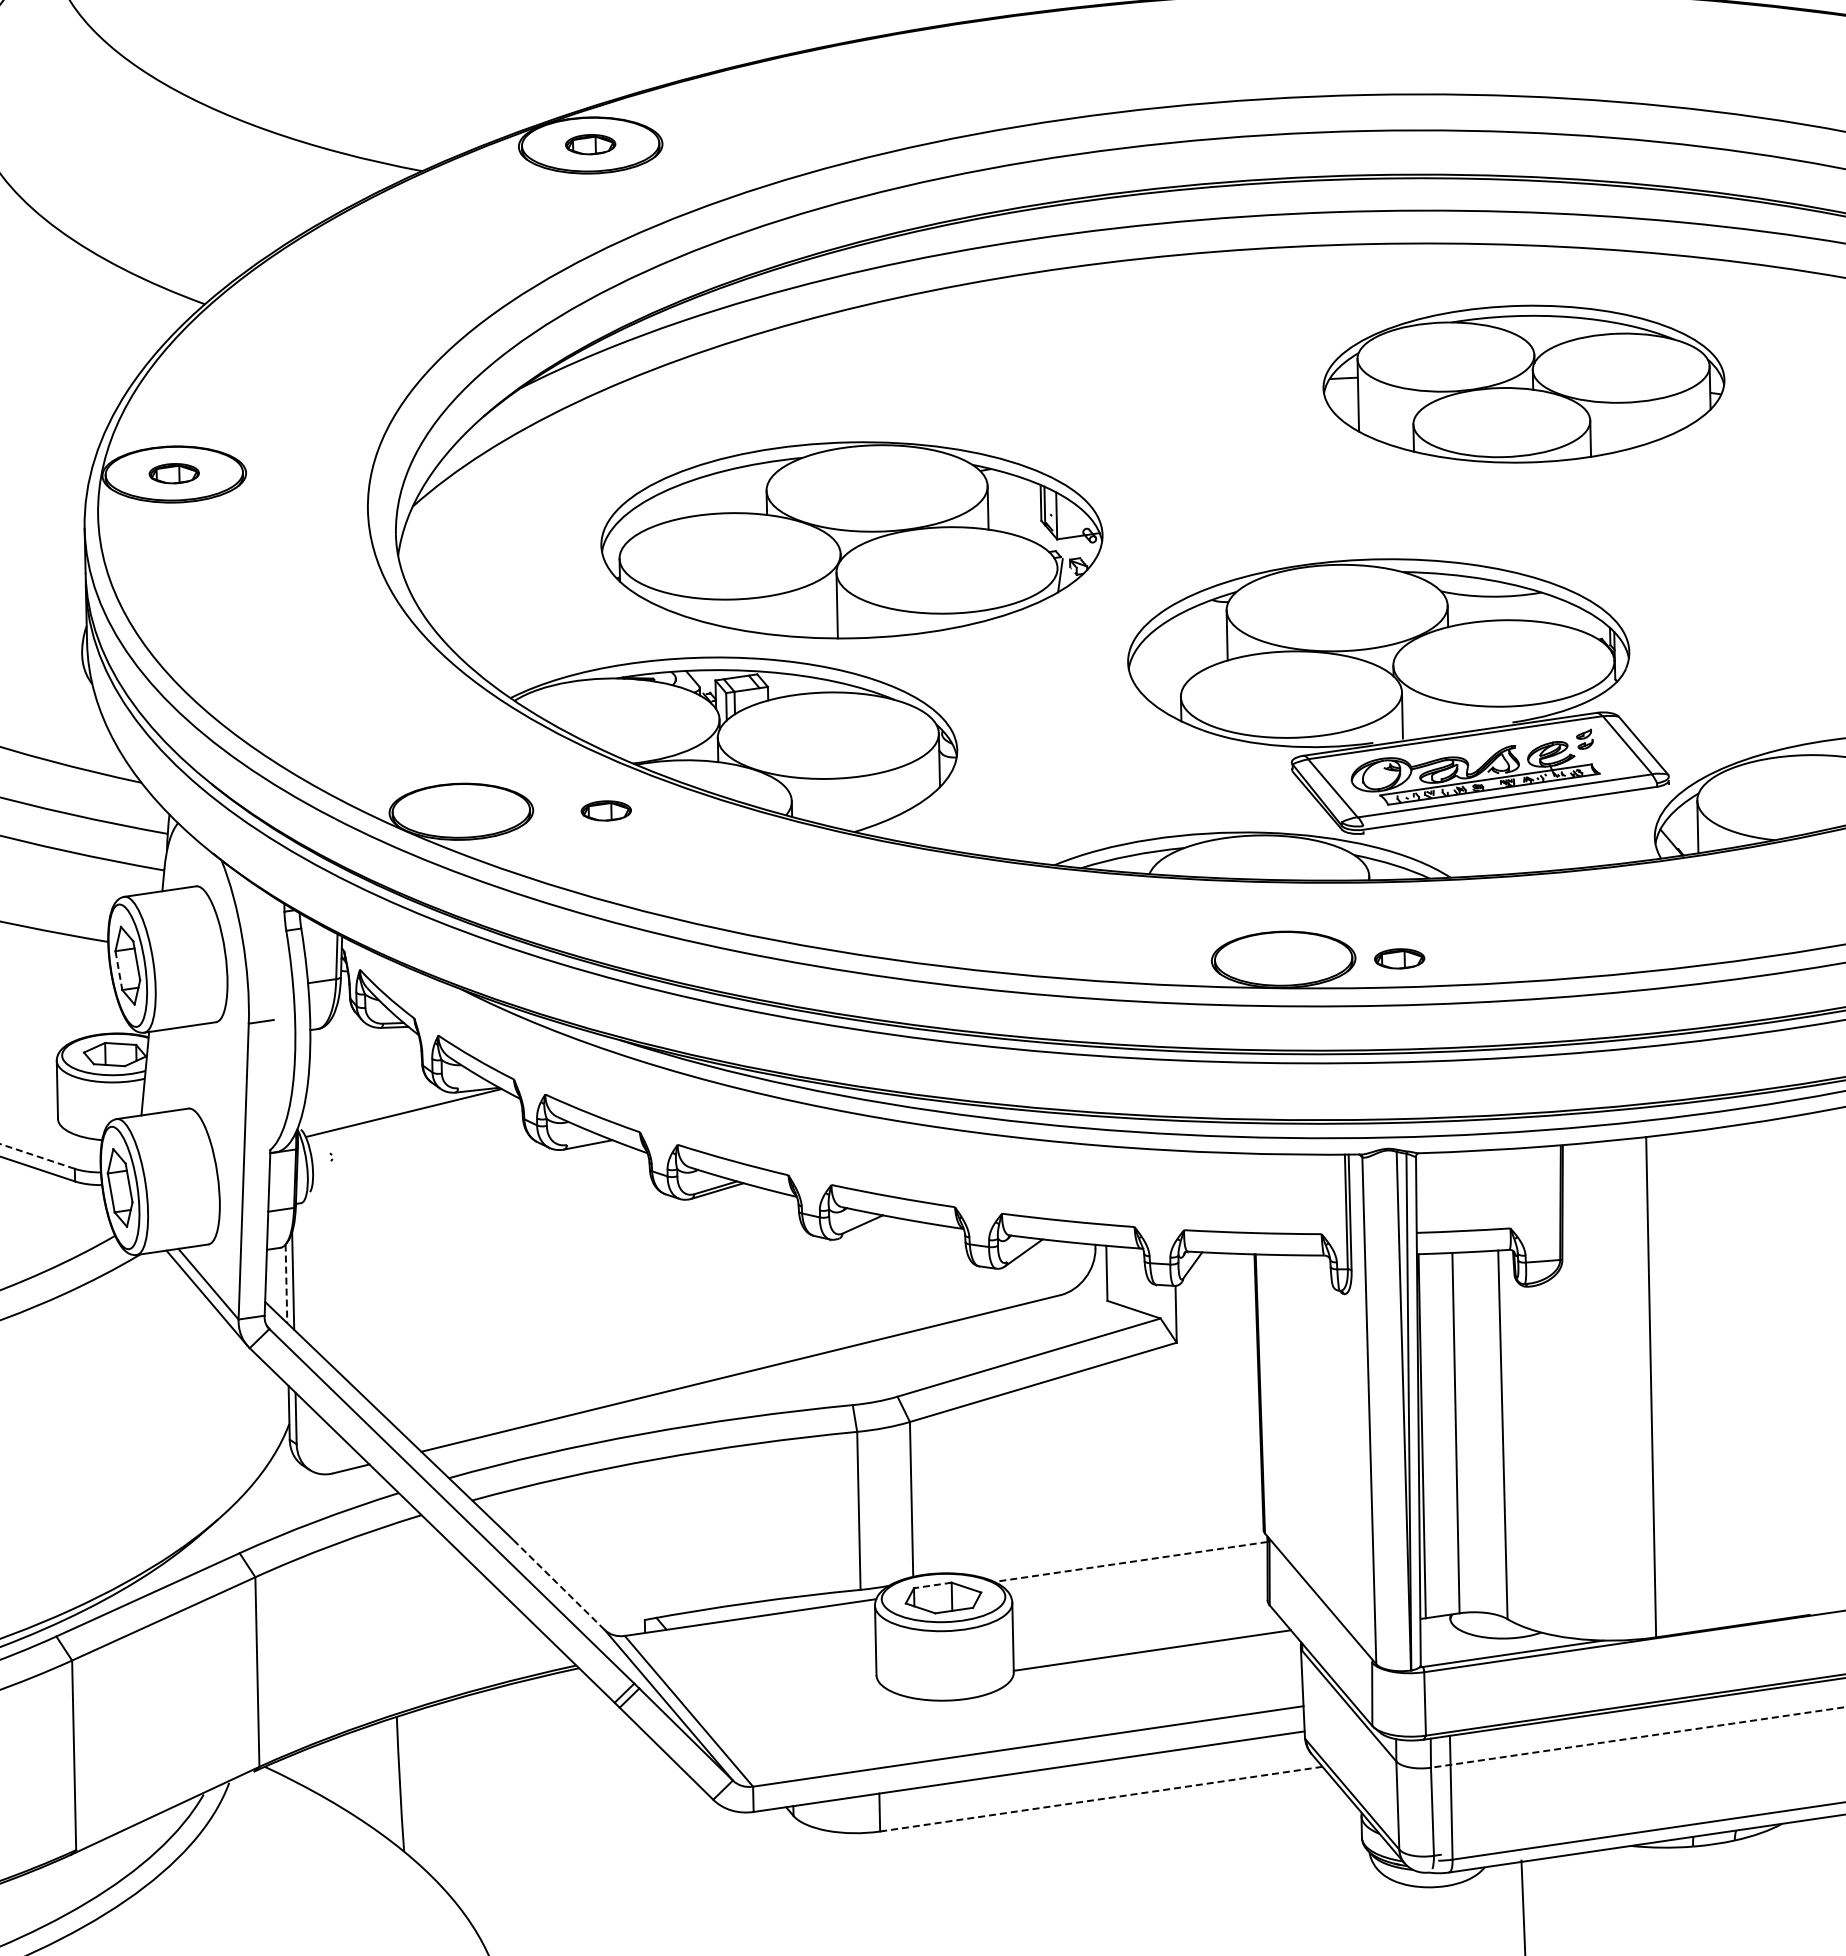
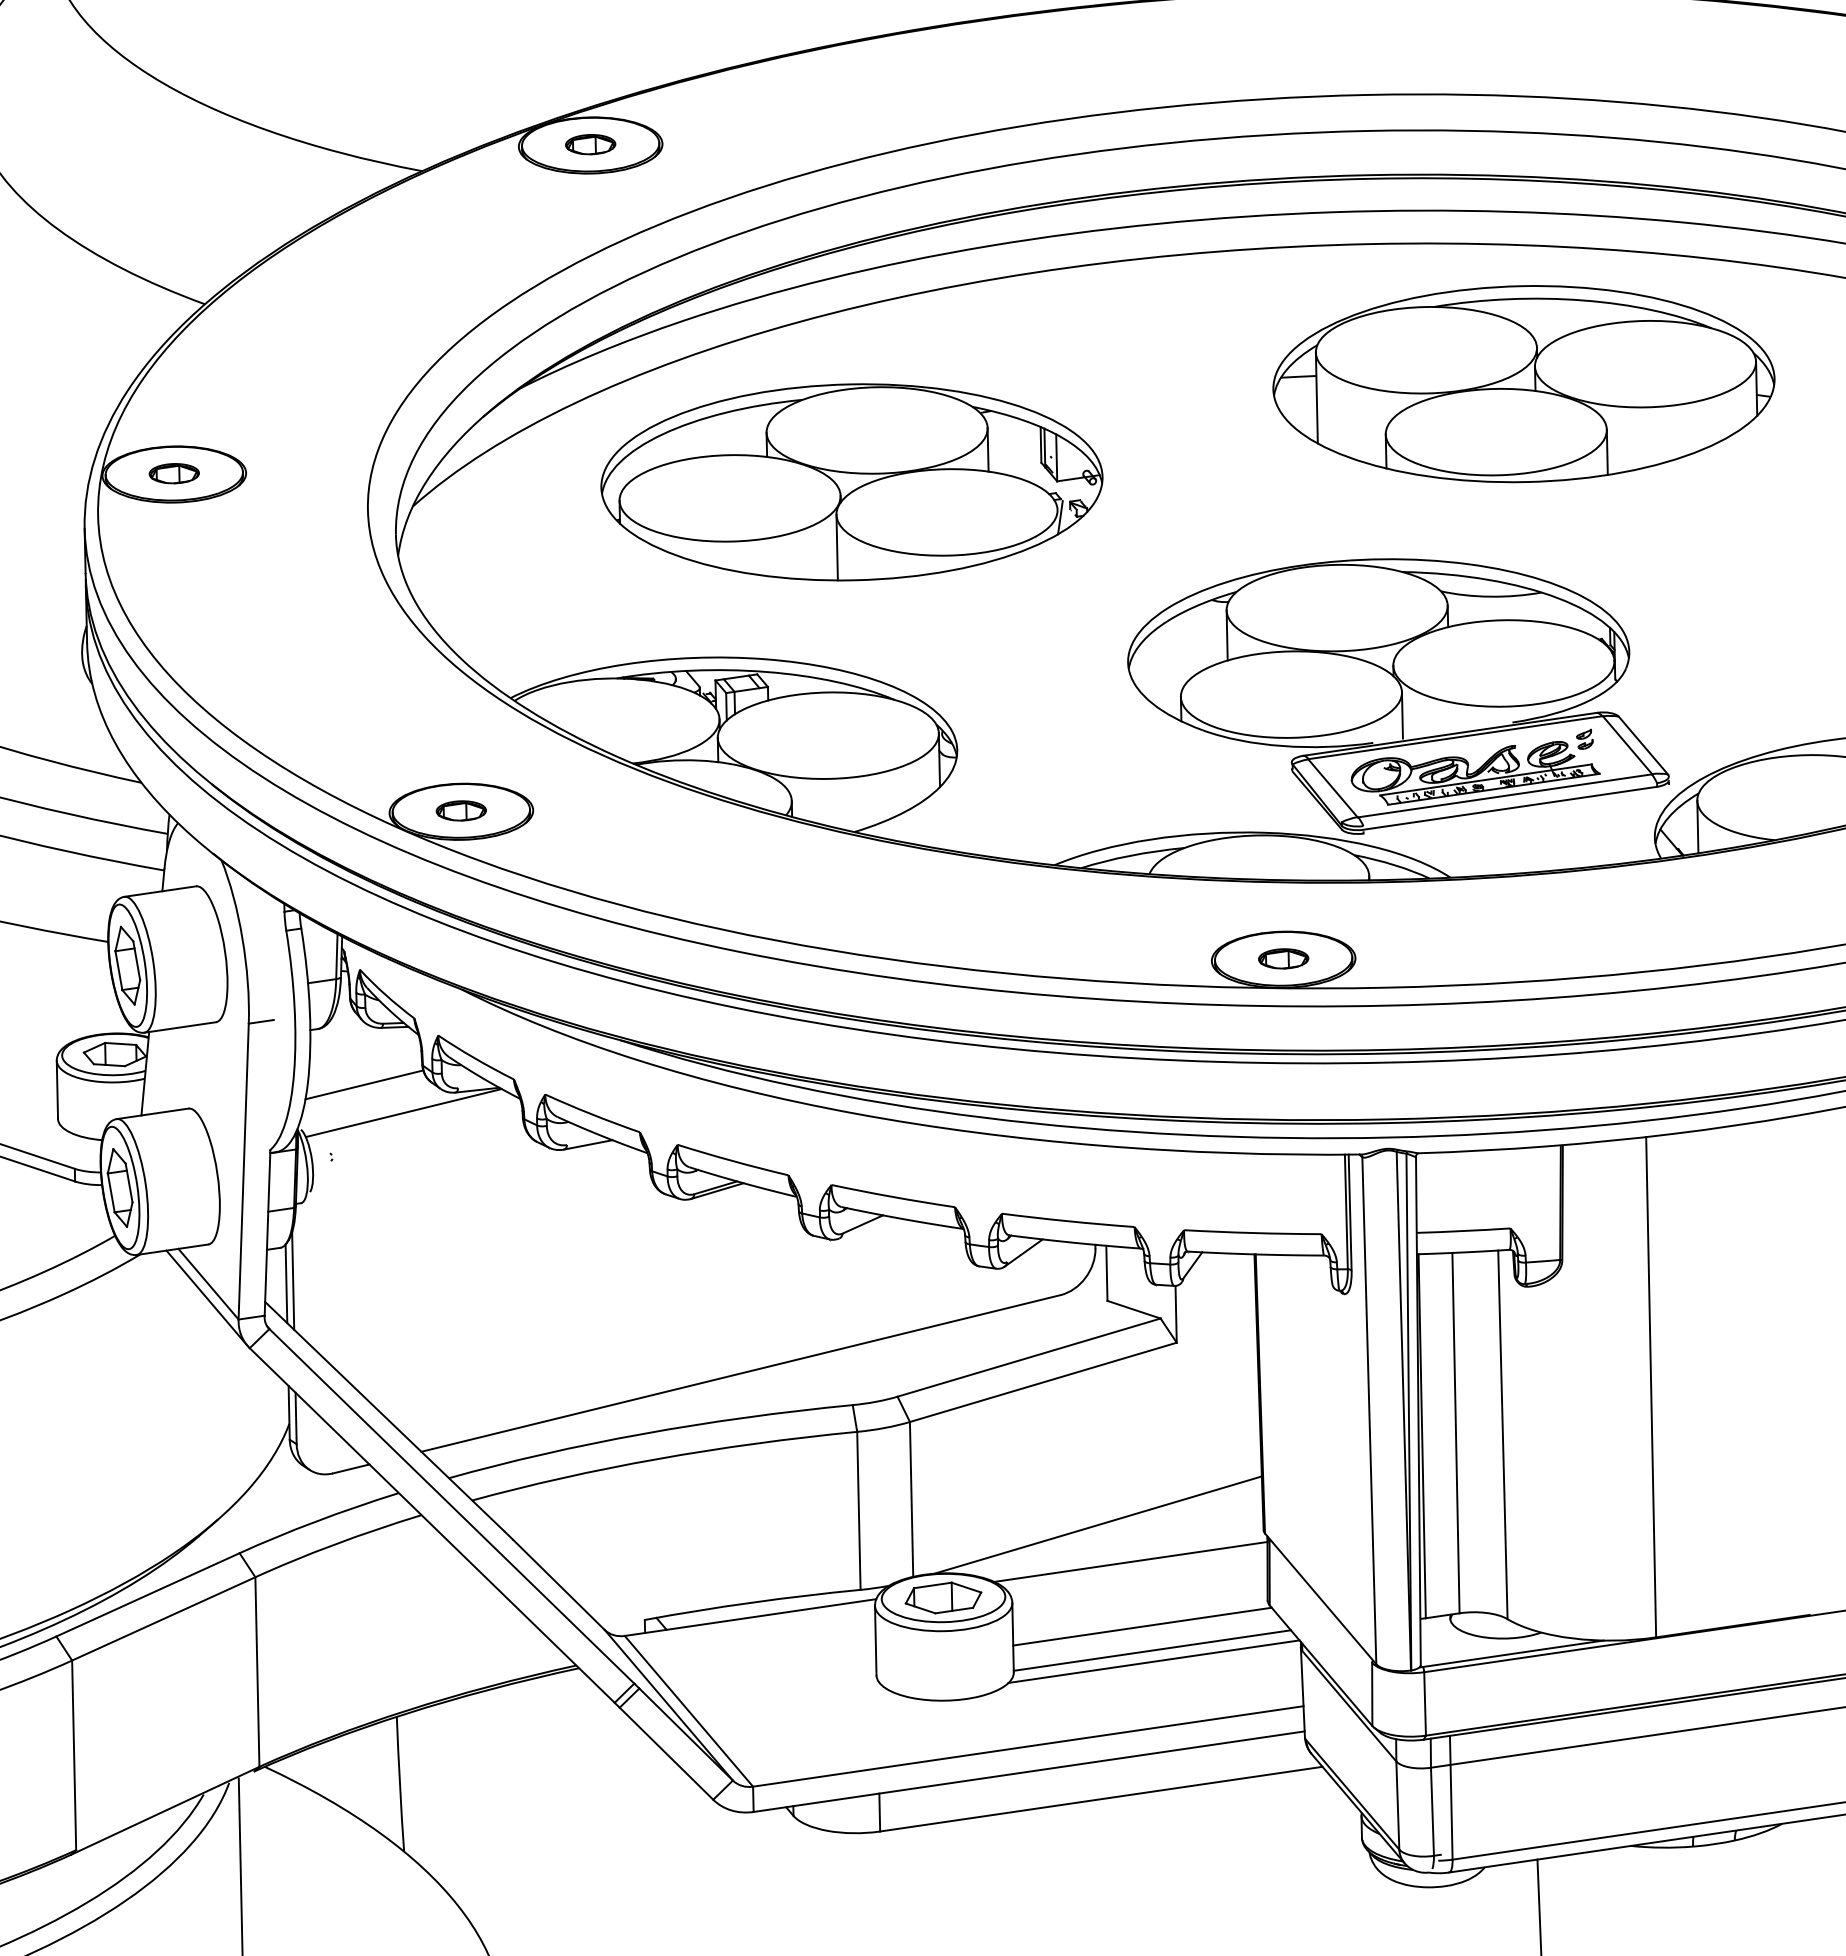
part size: 404x160 px -> 504x199 px (1523, 384)
part position: (851, 540) -> (851, 482) (851, 482)
part position: (605, 810) -> (460, 810) (460, 810)
part position: (1399, 958) -> (1283, 958) (1283, 958)
line: dashed -> solid (118, 970)
line: none -> present (364, 1084)
line: dashed -> solid (37, 1156)
line: dashed -> solid (286, 1284)
line: none -> present (1097, 1524)
line: dashed -> solid (1130, 1562)
line: dashed -> solid (559, 1584)
line: dashed -> solid (932, 1585)
line: none -> present (1142, 1626)
line: none -> present (1153, 1661)
line: dashed -> solid (1637, 1737)
line: dashed -> solid (1101, 1799)
line: none -> present (240, 1865)
line position: (1523, 1906) -> (1539, 1905) (1539, 1905)
